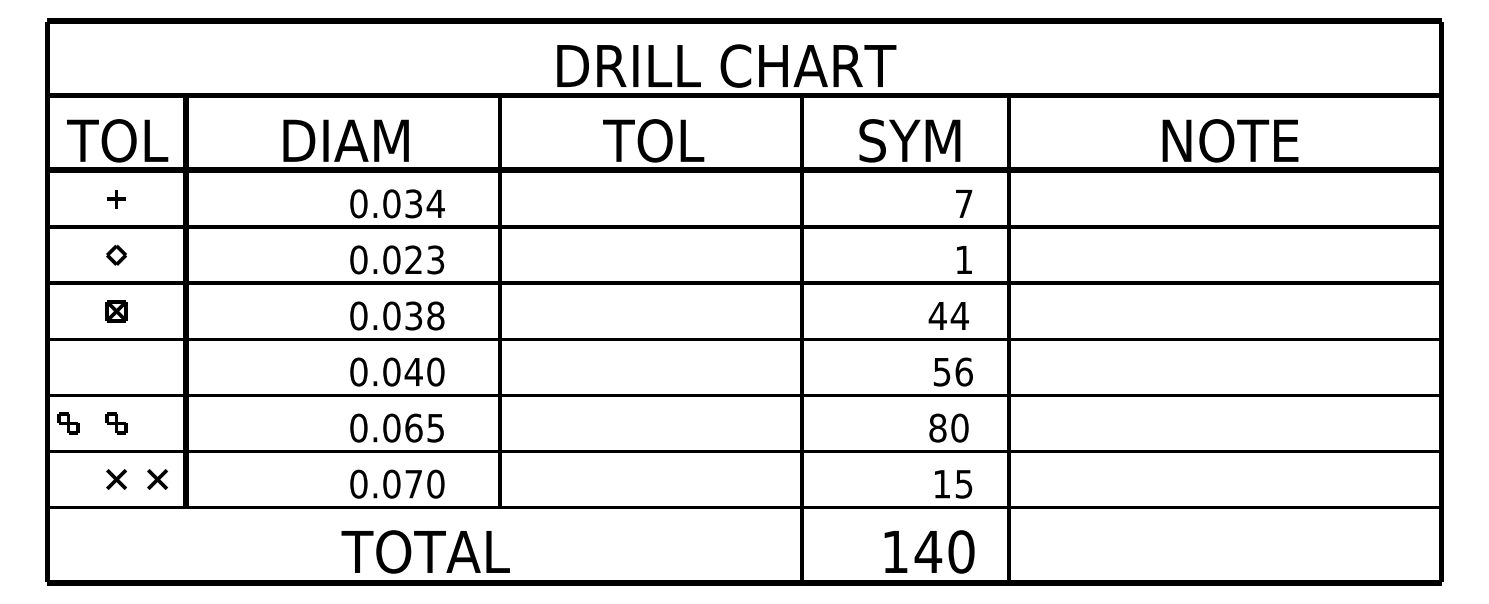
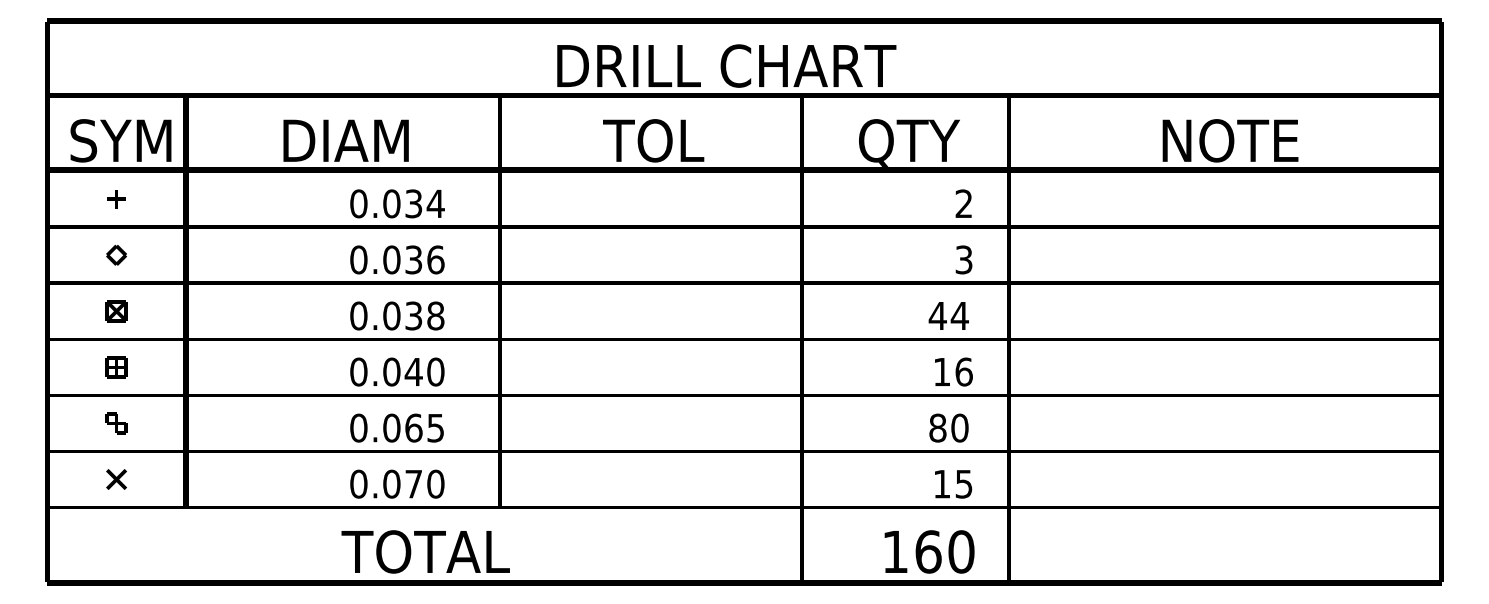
text: TOL -> SYM (119, 140)
text: SYM -> QTY (909, 142)
text: 7 -> 2 (963, 203)
text: 0.023 -> 0.036 (424, 259)
text: 1 -> 3 (963, 259)
part: none -> present (116, 367)
text: 56 -> 16 (941, 372)
part: present -> none (68, 423)
part: present -> none (157, 479)
text: 140 -> 160 (928, 551)
